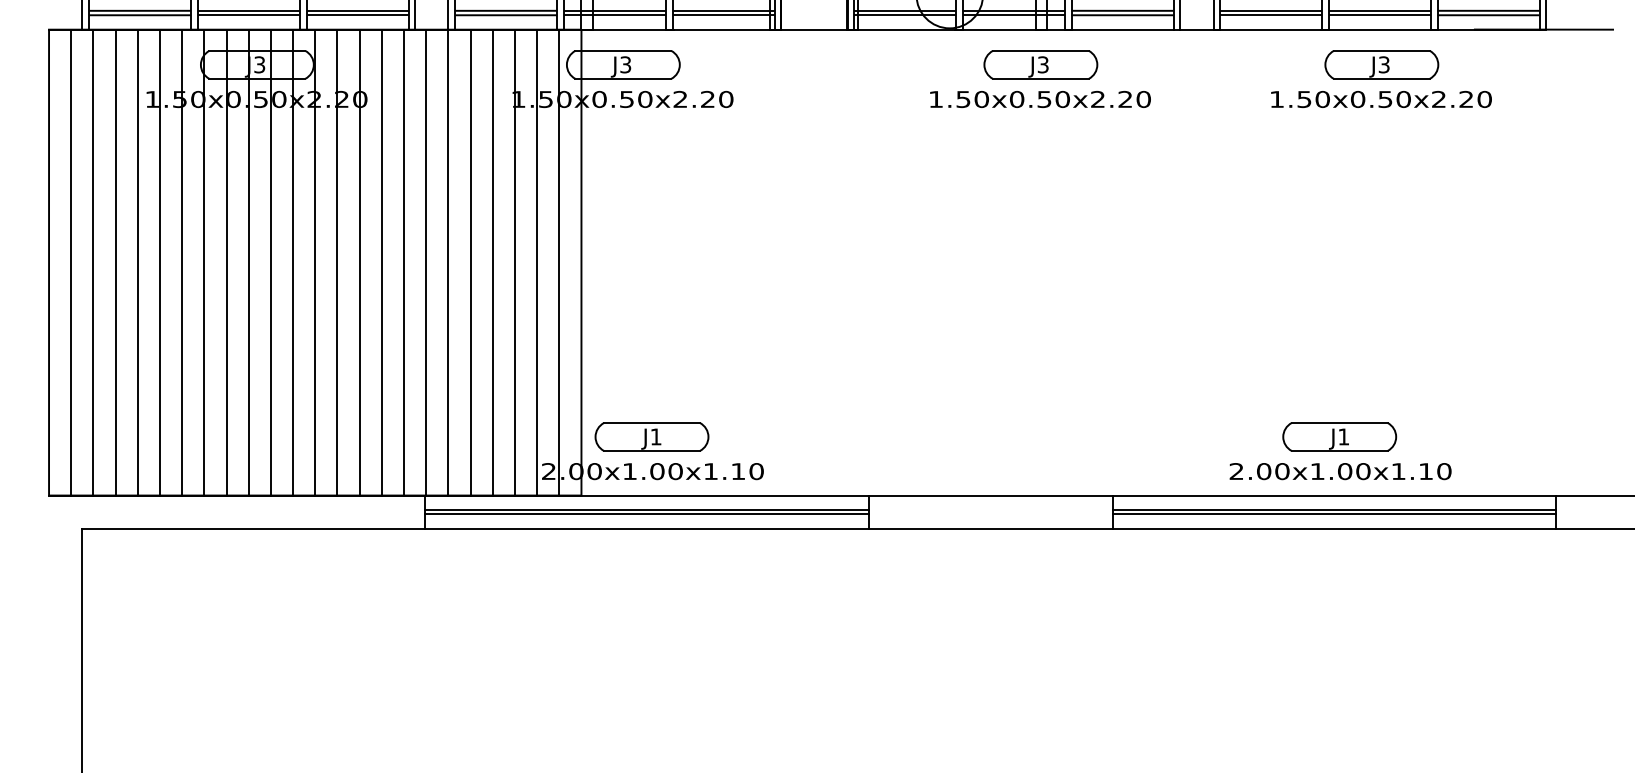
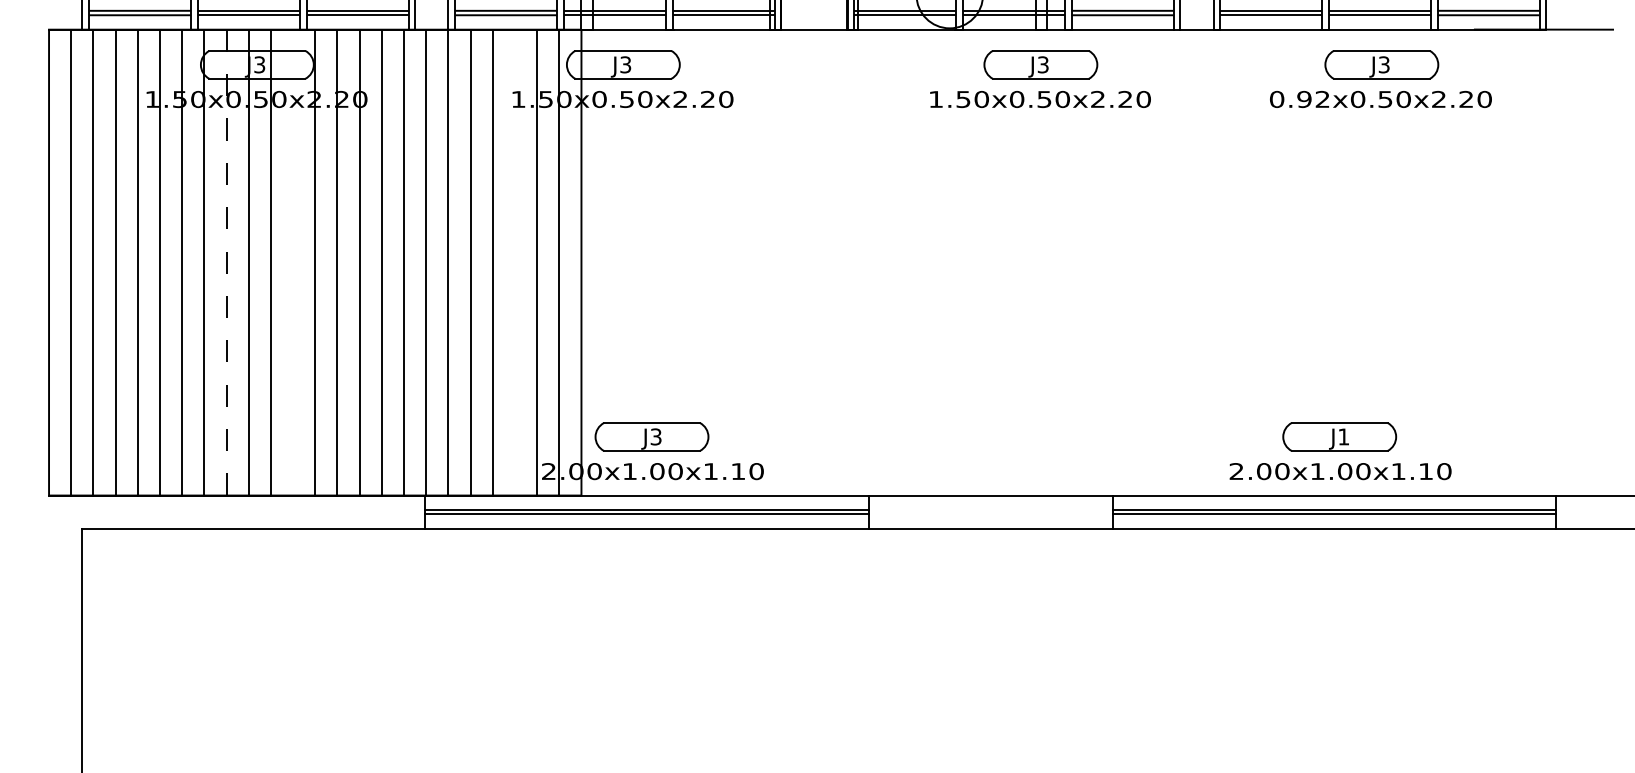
text: 1.50x0.50x2.20 -> 0.92x0.50x2.20 (1299, 99)
line: solid -> dashed (226, 262)
line: present -> none (293, 262)
line: present -> none (514, 262)
text: J1 -> J3 (655, 436)
